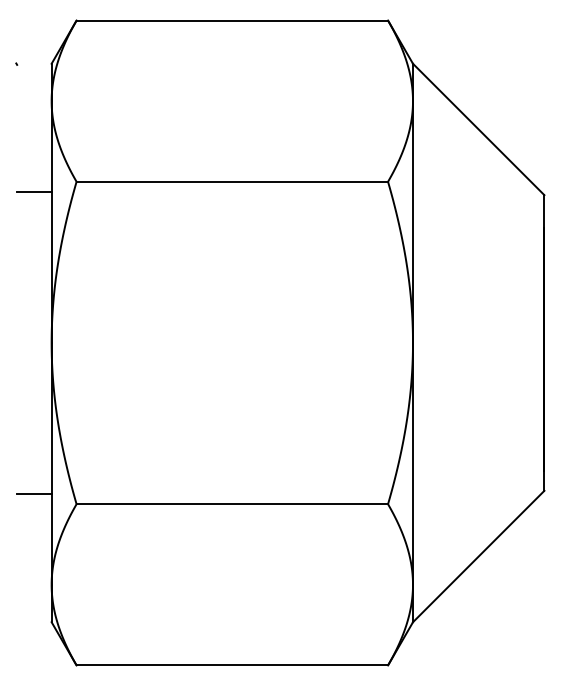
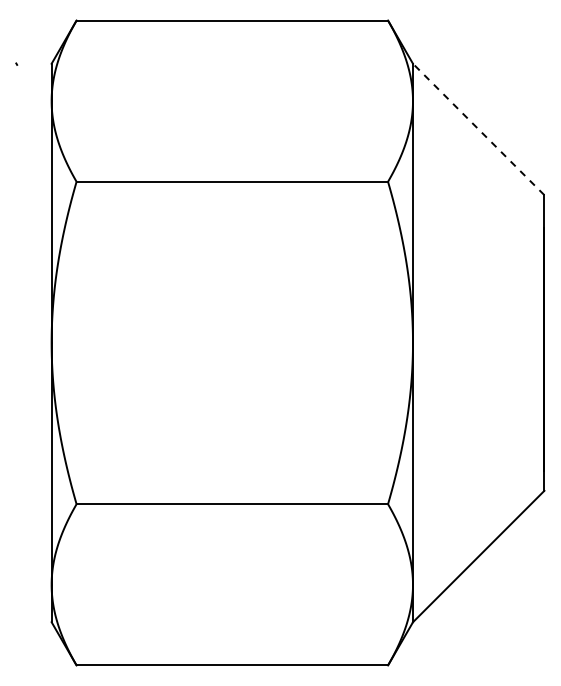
line: solid -> dashed (478, 129)
line: present -> none (33, 191)
line: present -> none (33, 494)
